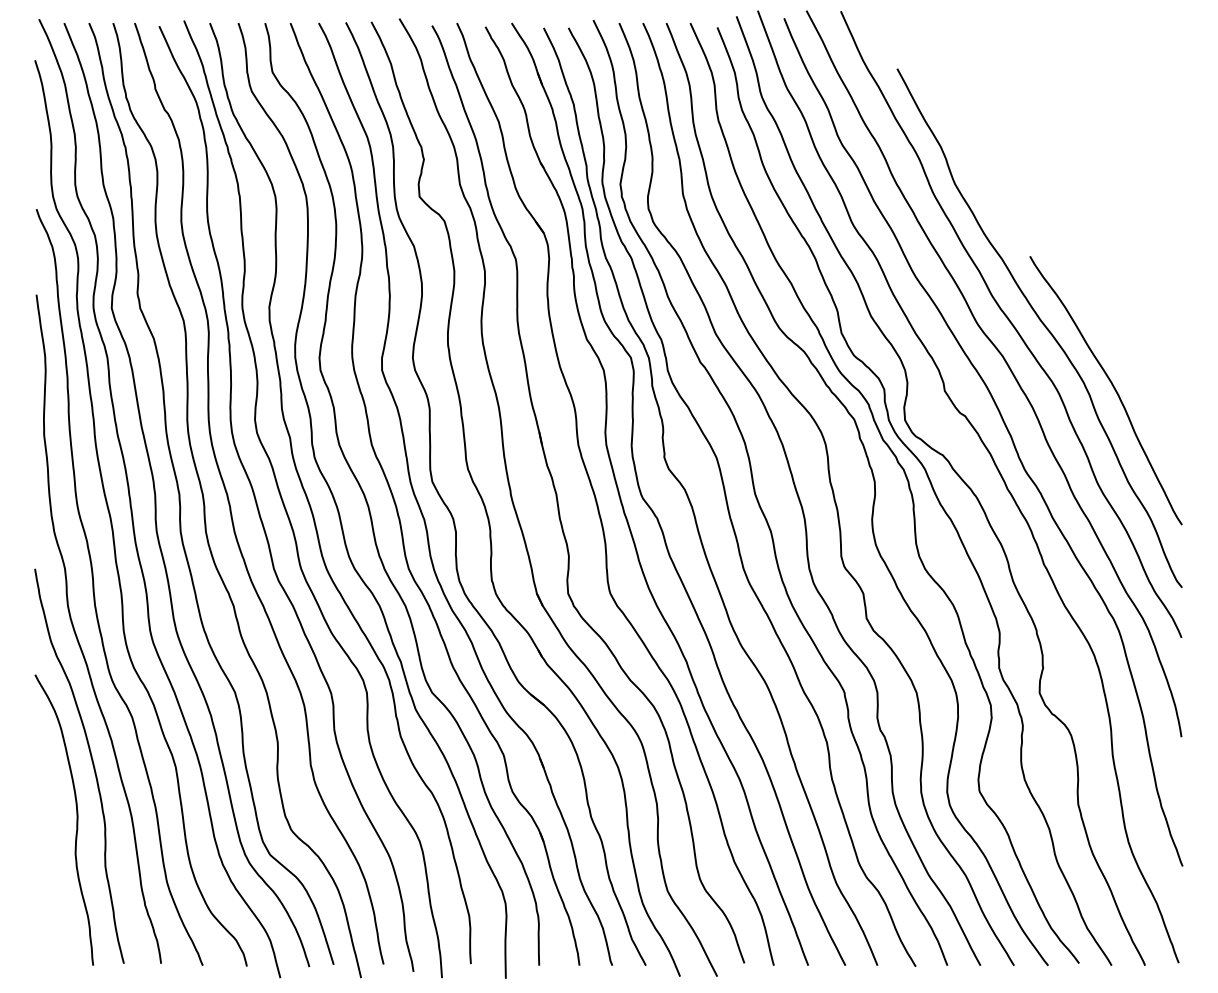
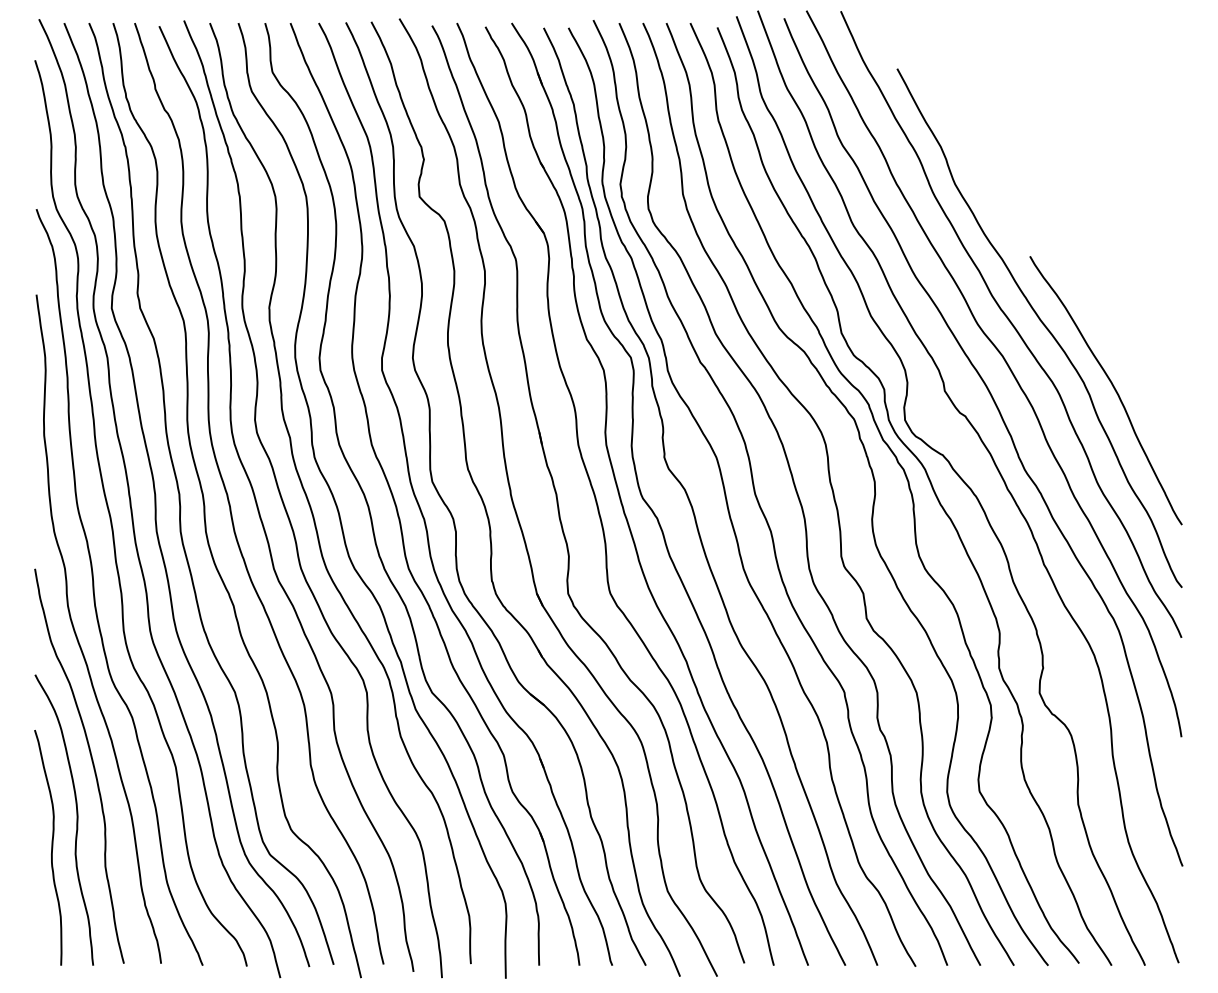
curve: none -> present (51, 847)
